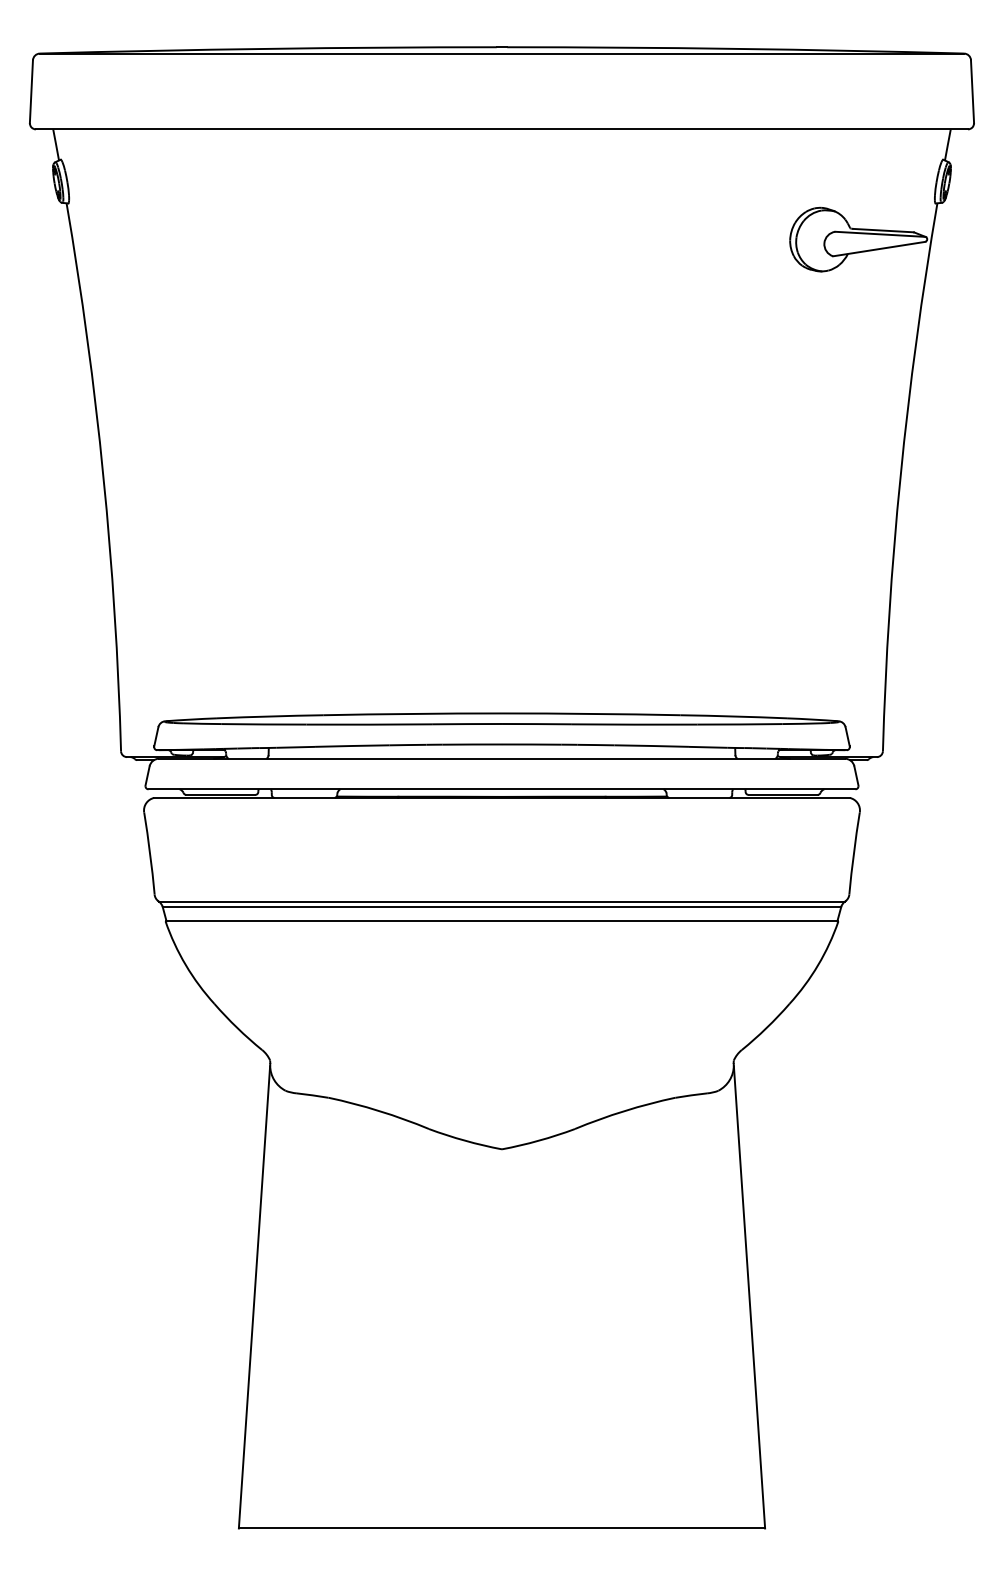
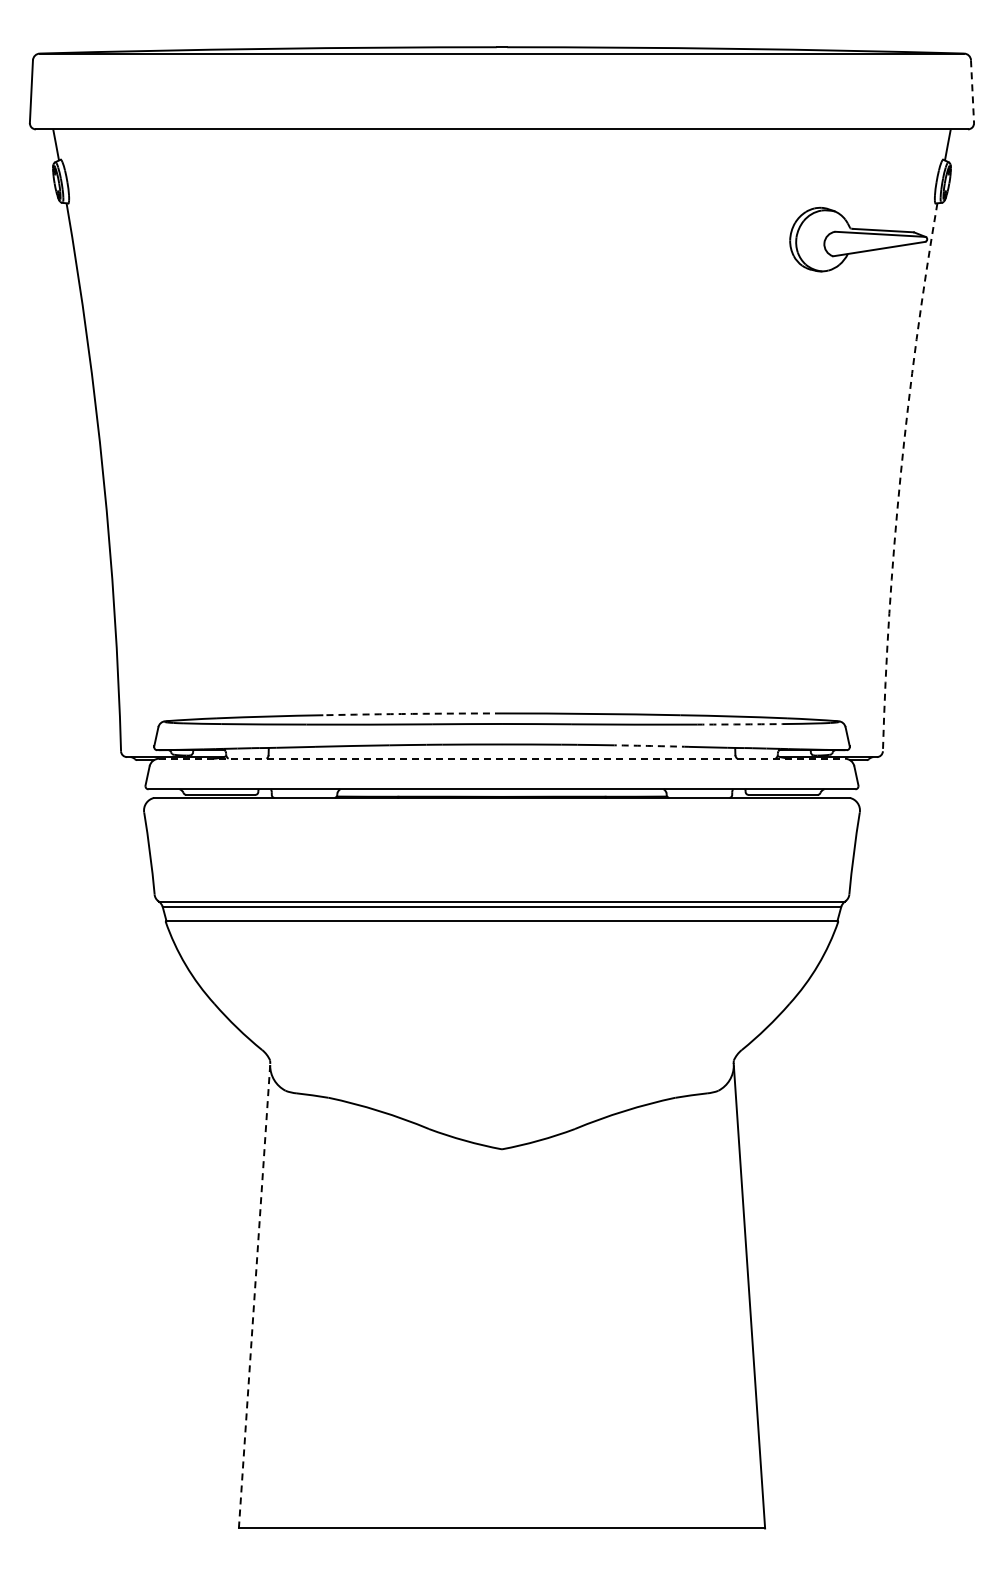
line: solid -> dashed (972, 92)
arc: solid -> dashed (900, 476)
arc: solid -> dashed (412, 713)
arc: solid -> dashed (740, 724)
arc: solid -> dashed (651, 746)
line: solid -> dashed (502, 758)
line: solid -> dashed (254, 1296)
